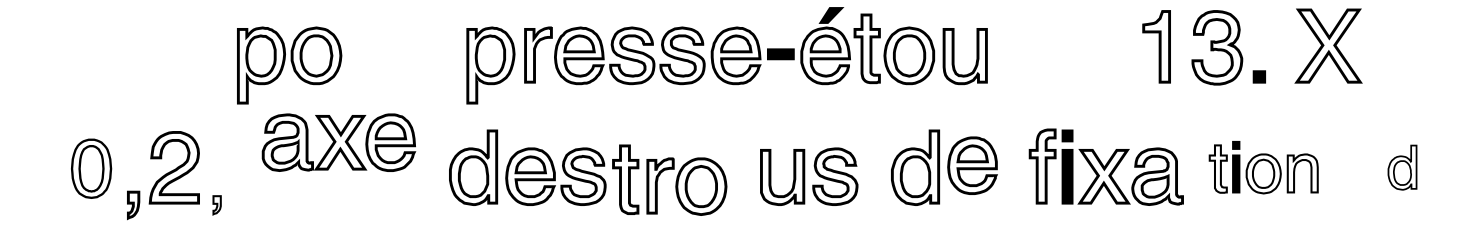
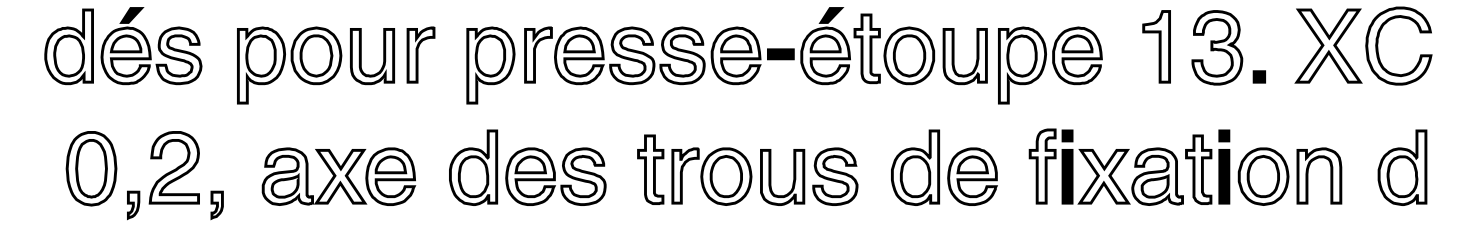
part: none -> present (1378, 45)
part: none -> present (123, 46)
part: none -> present (420, 54)
part: none -> present (361, 56)
part: none -> present (1050, 65)
part position: (338, 142) -> (338, 176) (338, 176)
part position: (972, 165) -> (972, 176) (972, 176)
part size: 111x54 px -> 158x77 px (1263, 167)
part size: 31x47 px -> 51x77 px (1402, 167)
part size: 42x61 px -> 53x76 px (91, 168)
part position: (675, 181) -> (700, 171) (700, 171)
part size: 10x21 px -> 14x31 px (216, 205)
